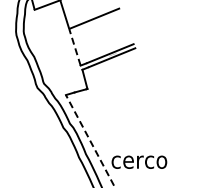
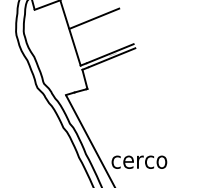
line: dashed -> solid (74, 46)
line: dashed -> solid (90, 140)
